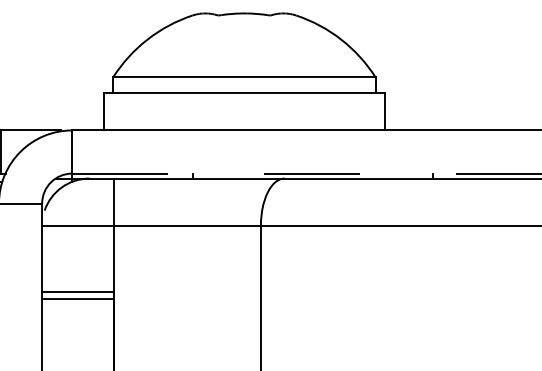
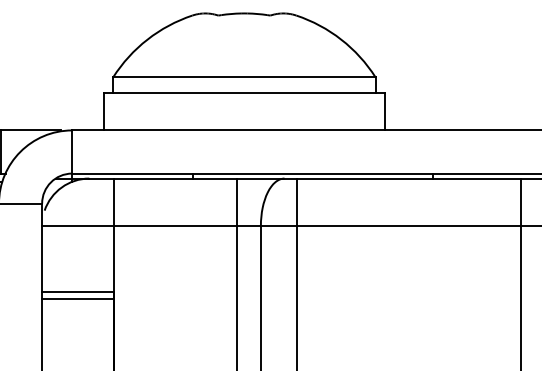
line: dashed -> solid (307, 173)
line: none -> present (236, 272)
line: none -> present (296, 272)
line: none -> present (520, 272)
